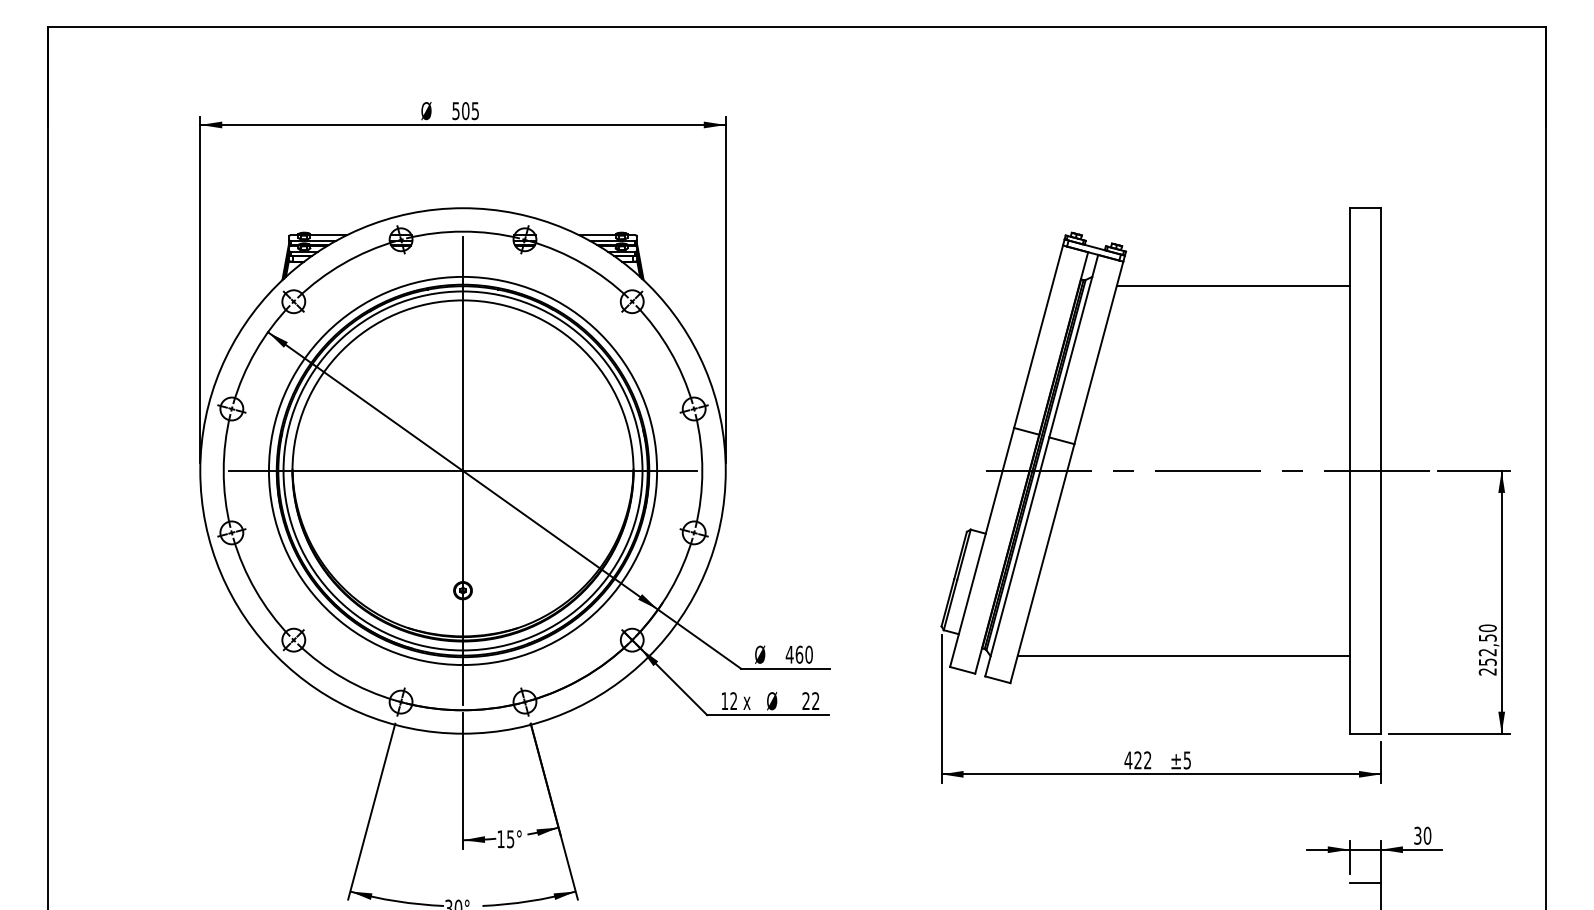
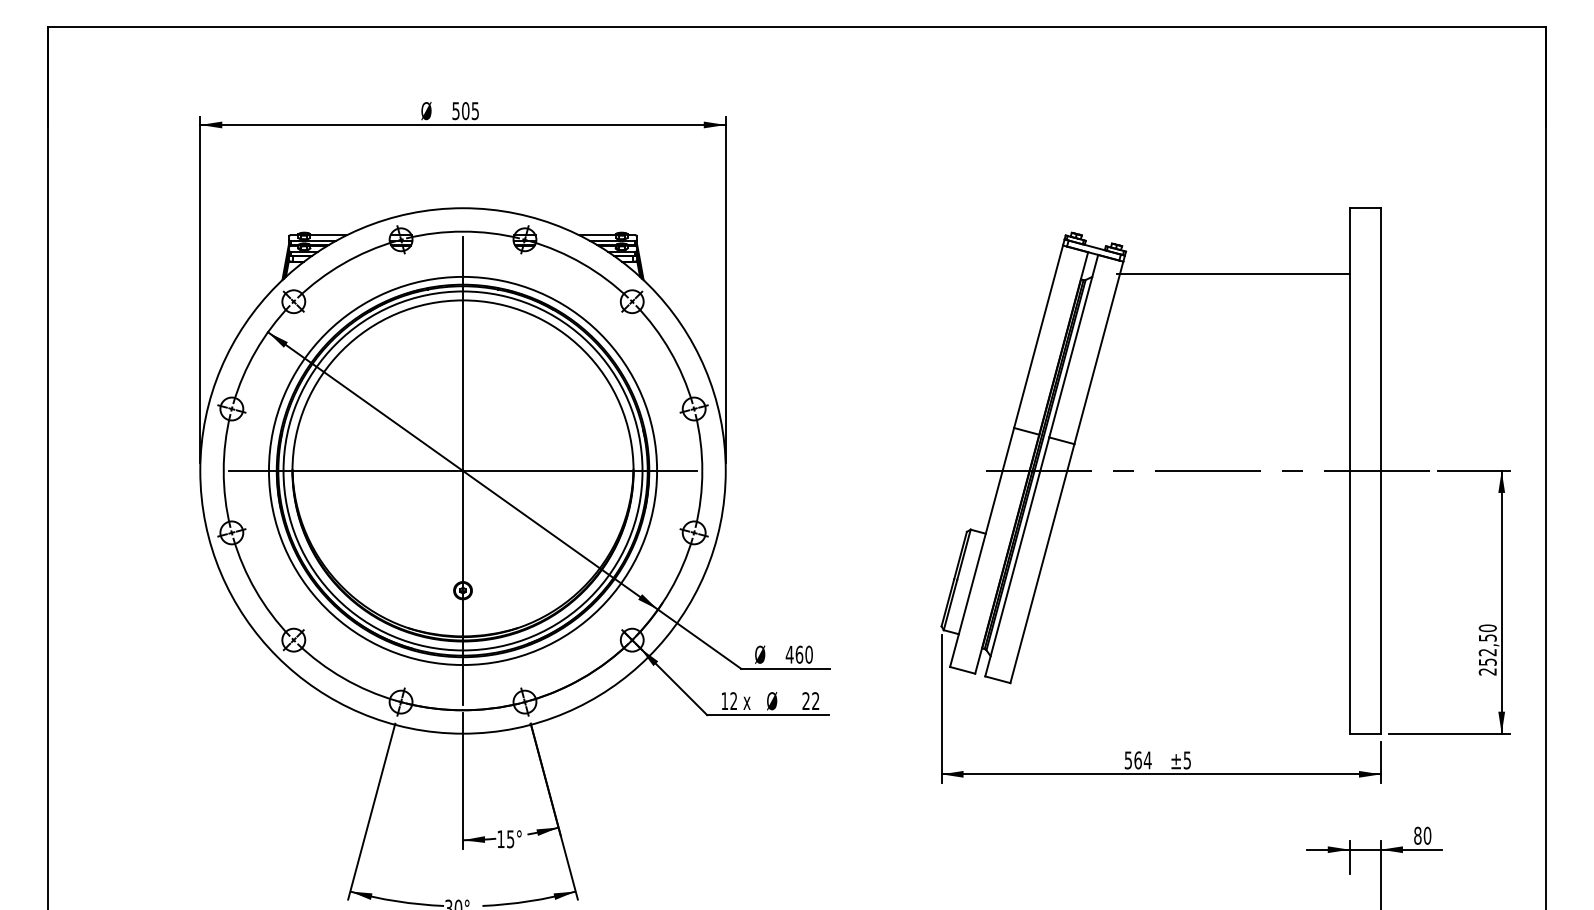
line position: (1232, 286) -> (1232, 274) (1232, 274)
line: present -> none (1183, 655)
text: 422 -> 564 (1137, 760)
text: 30 -> 80 (1417, 835)
line: present -> none (1364, 882)
